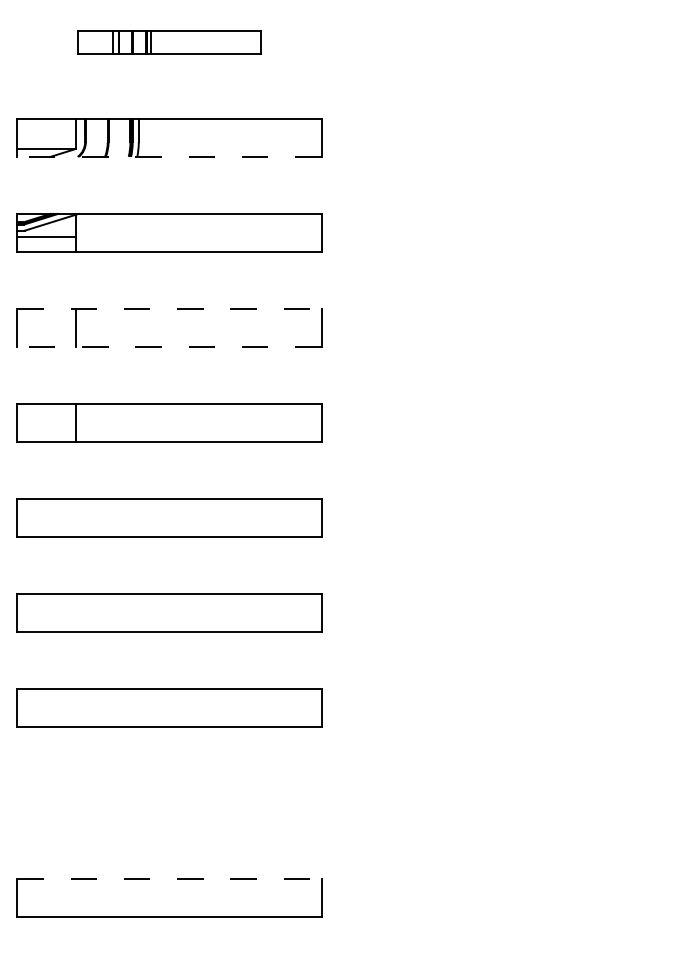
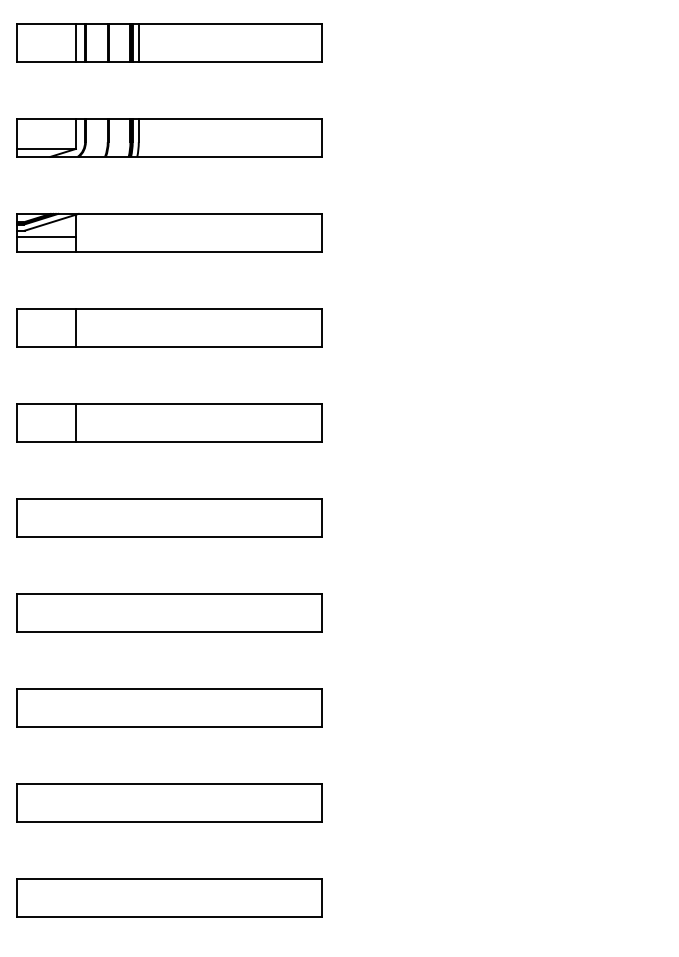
part size: 185x25 px -> 307x40 px (169, 42)
line: dashed -> solid (168, 156)
line: dashed -> solid (169, 308)
line: dashed -> solid (168, 347)
part: none -> present (169, 802)
line: dashed -> solid (169, 879)
